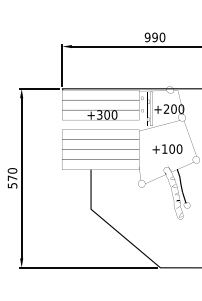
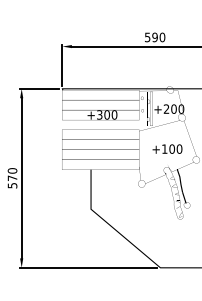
text: 990 -> 590 (147, 36)
